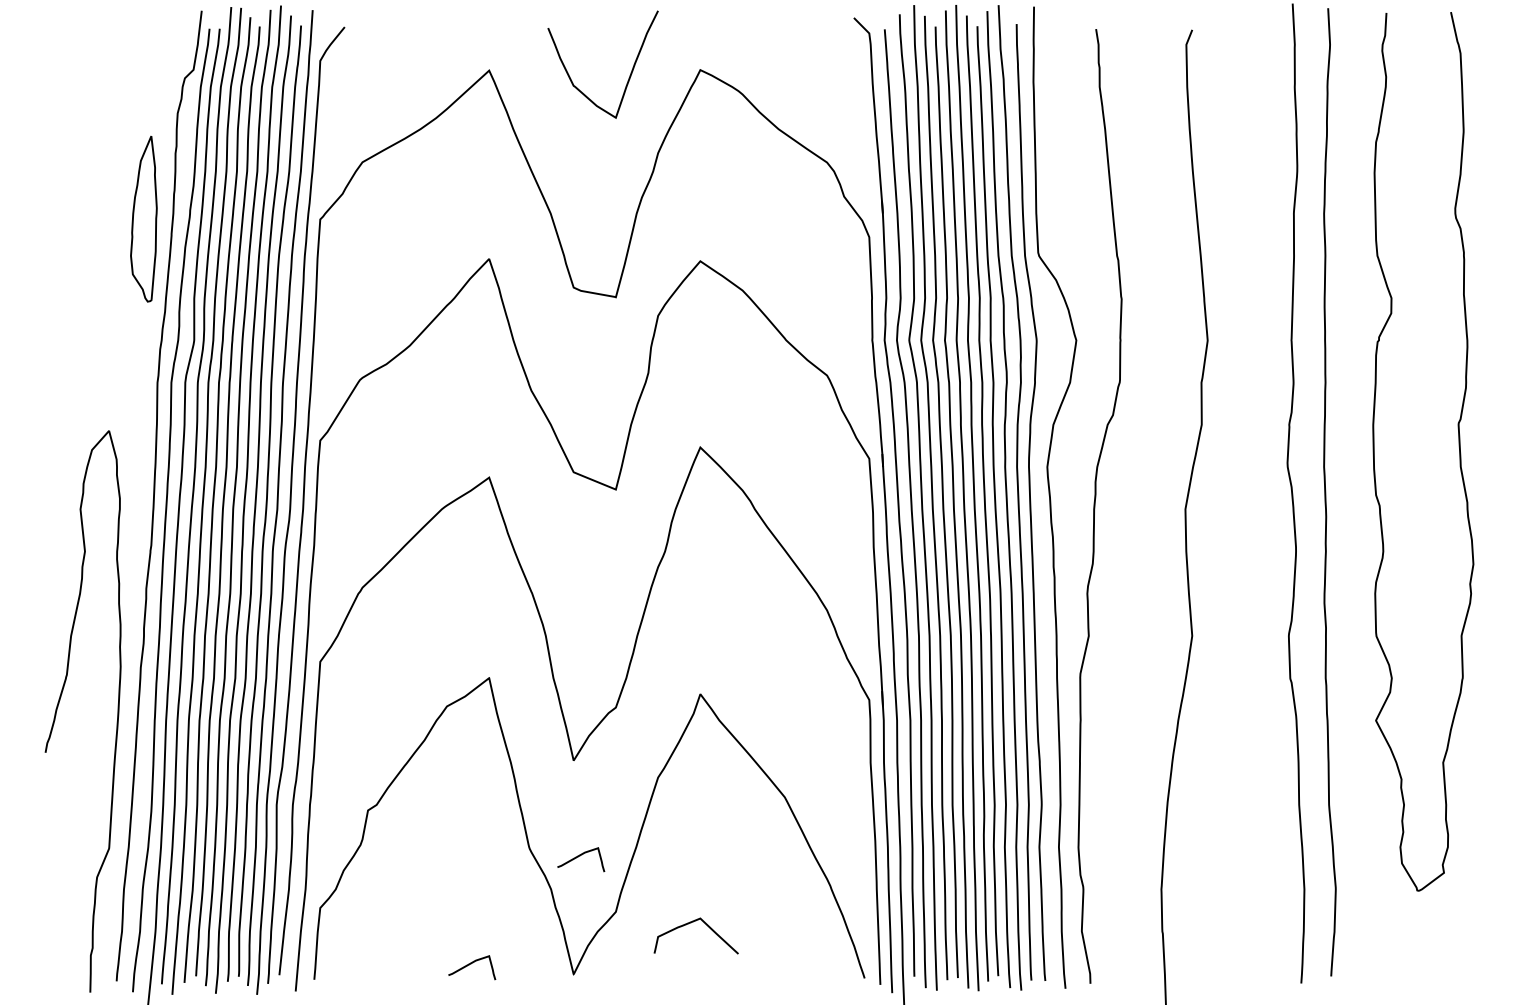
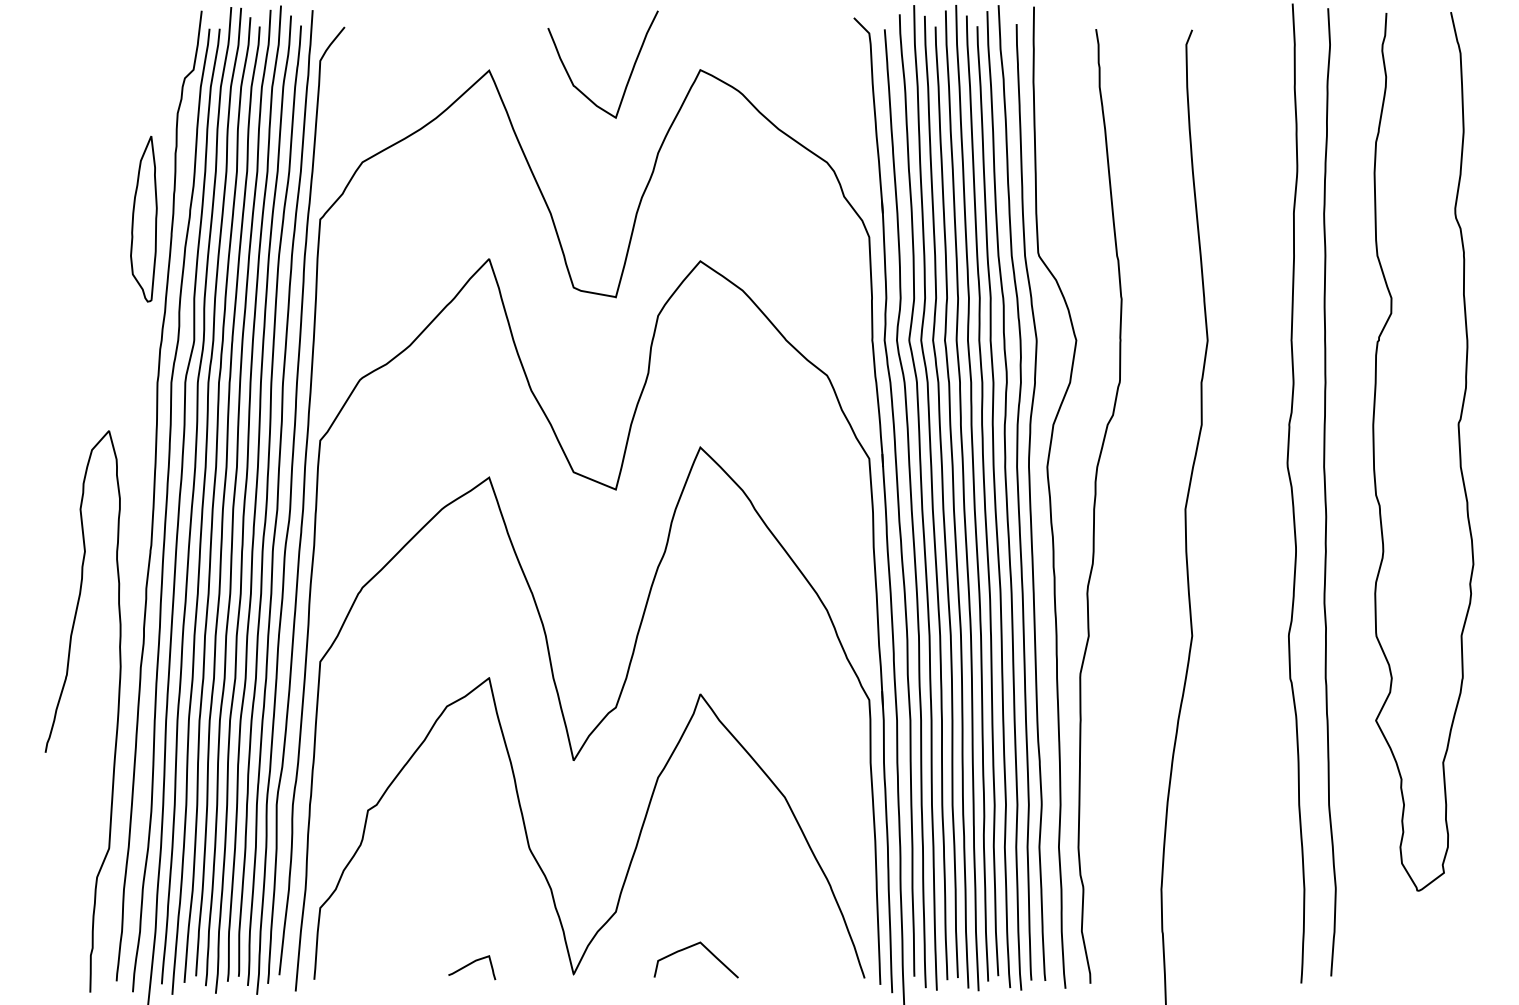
curve: present -> none (580, 856)
curve position: (691, 923) -> (691, 947) (691, 947)
